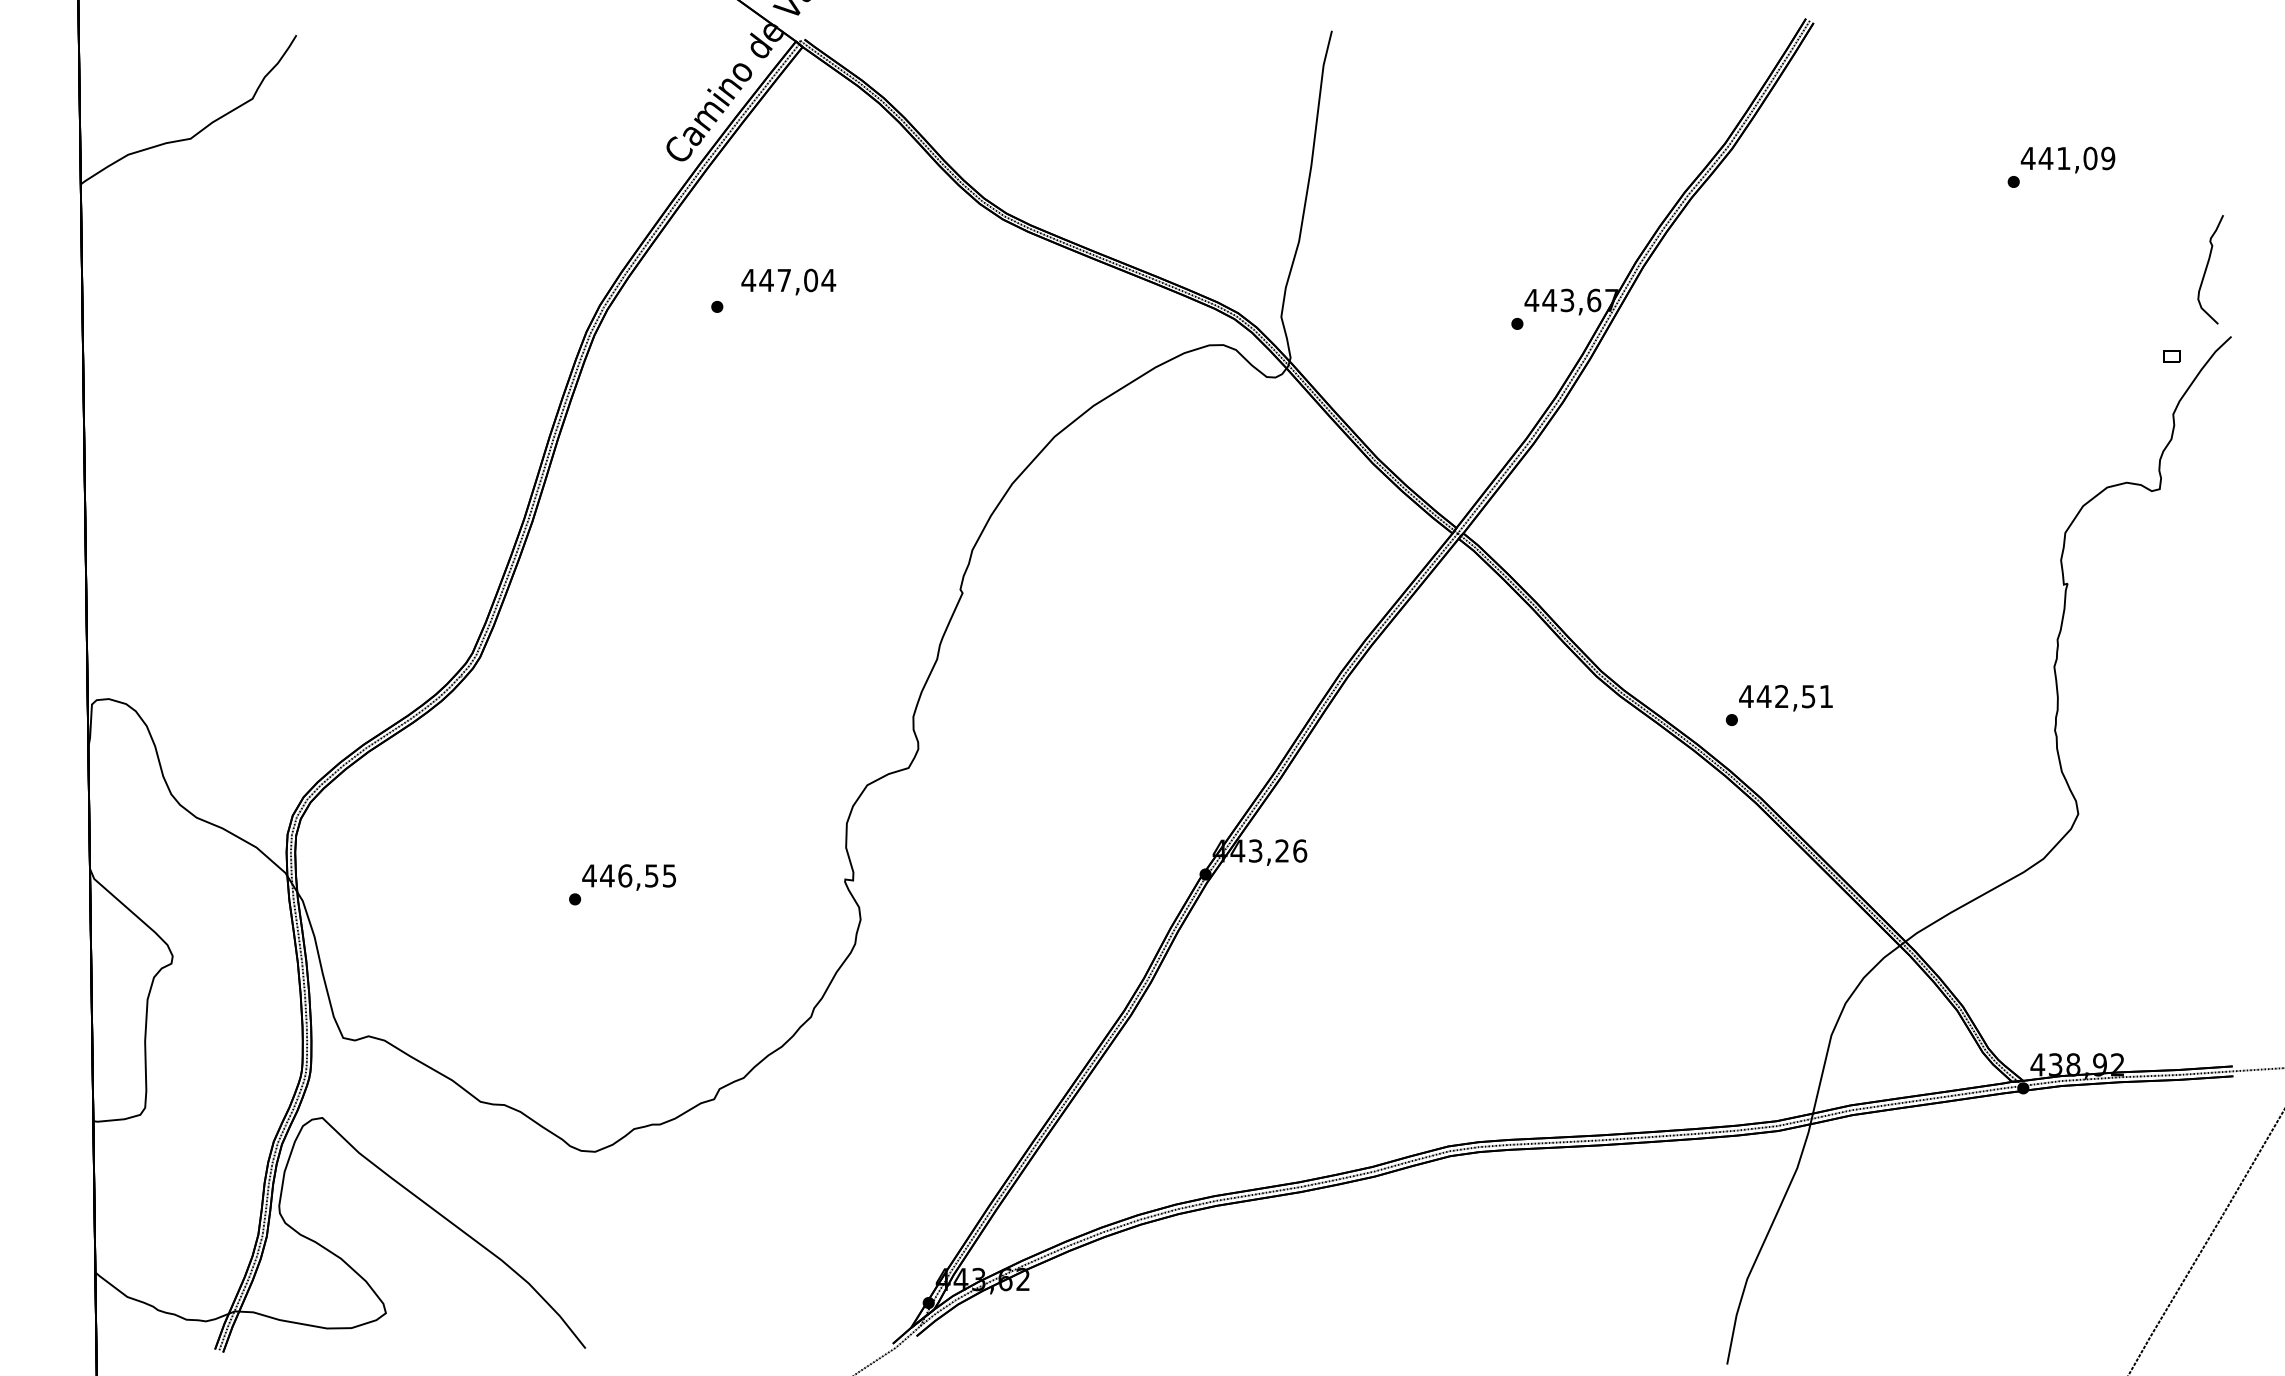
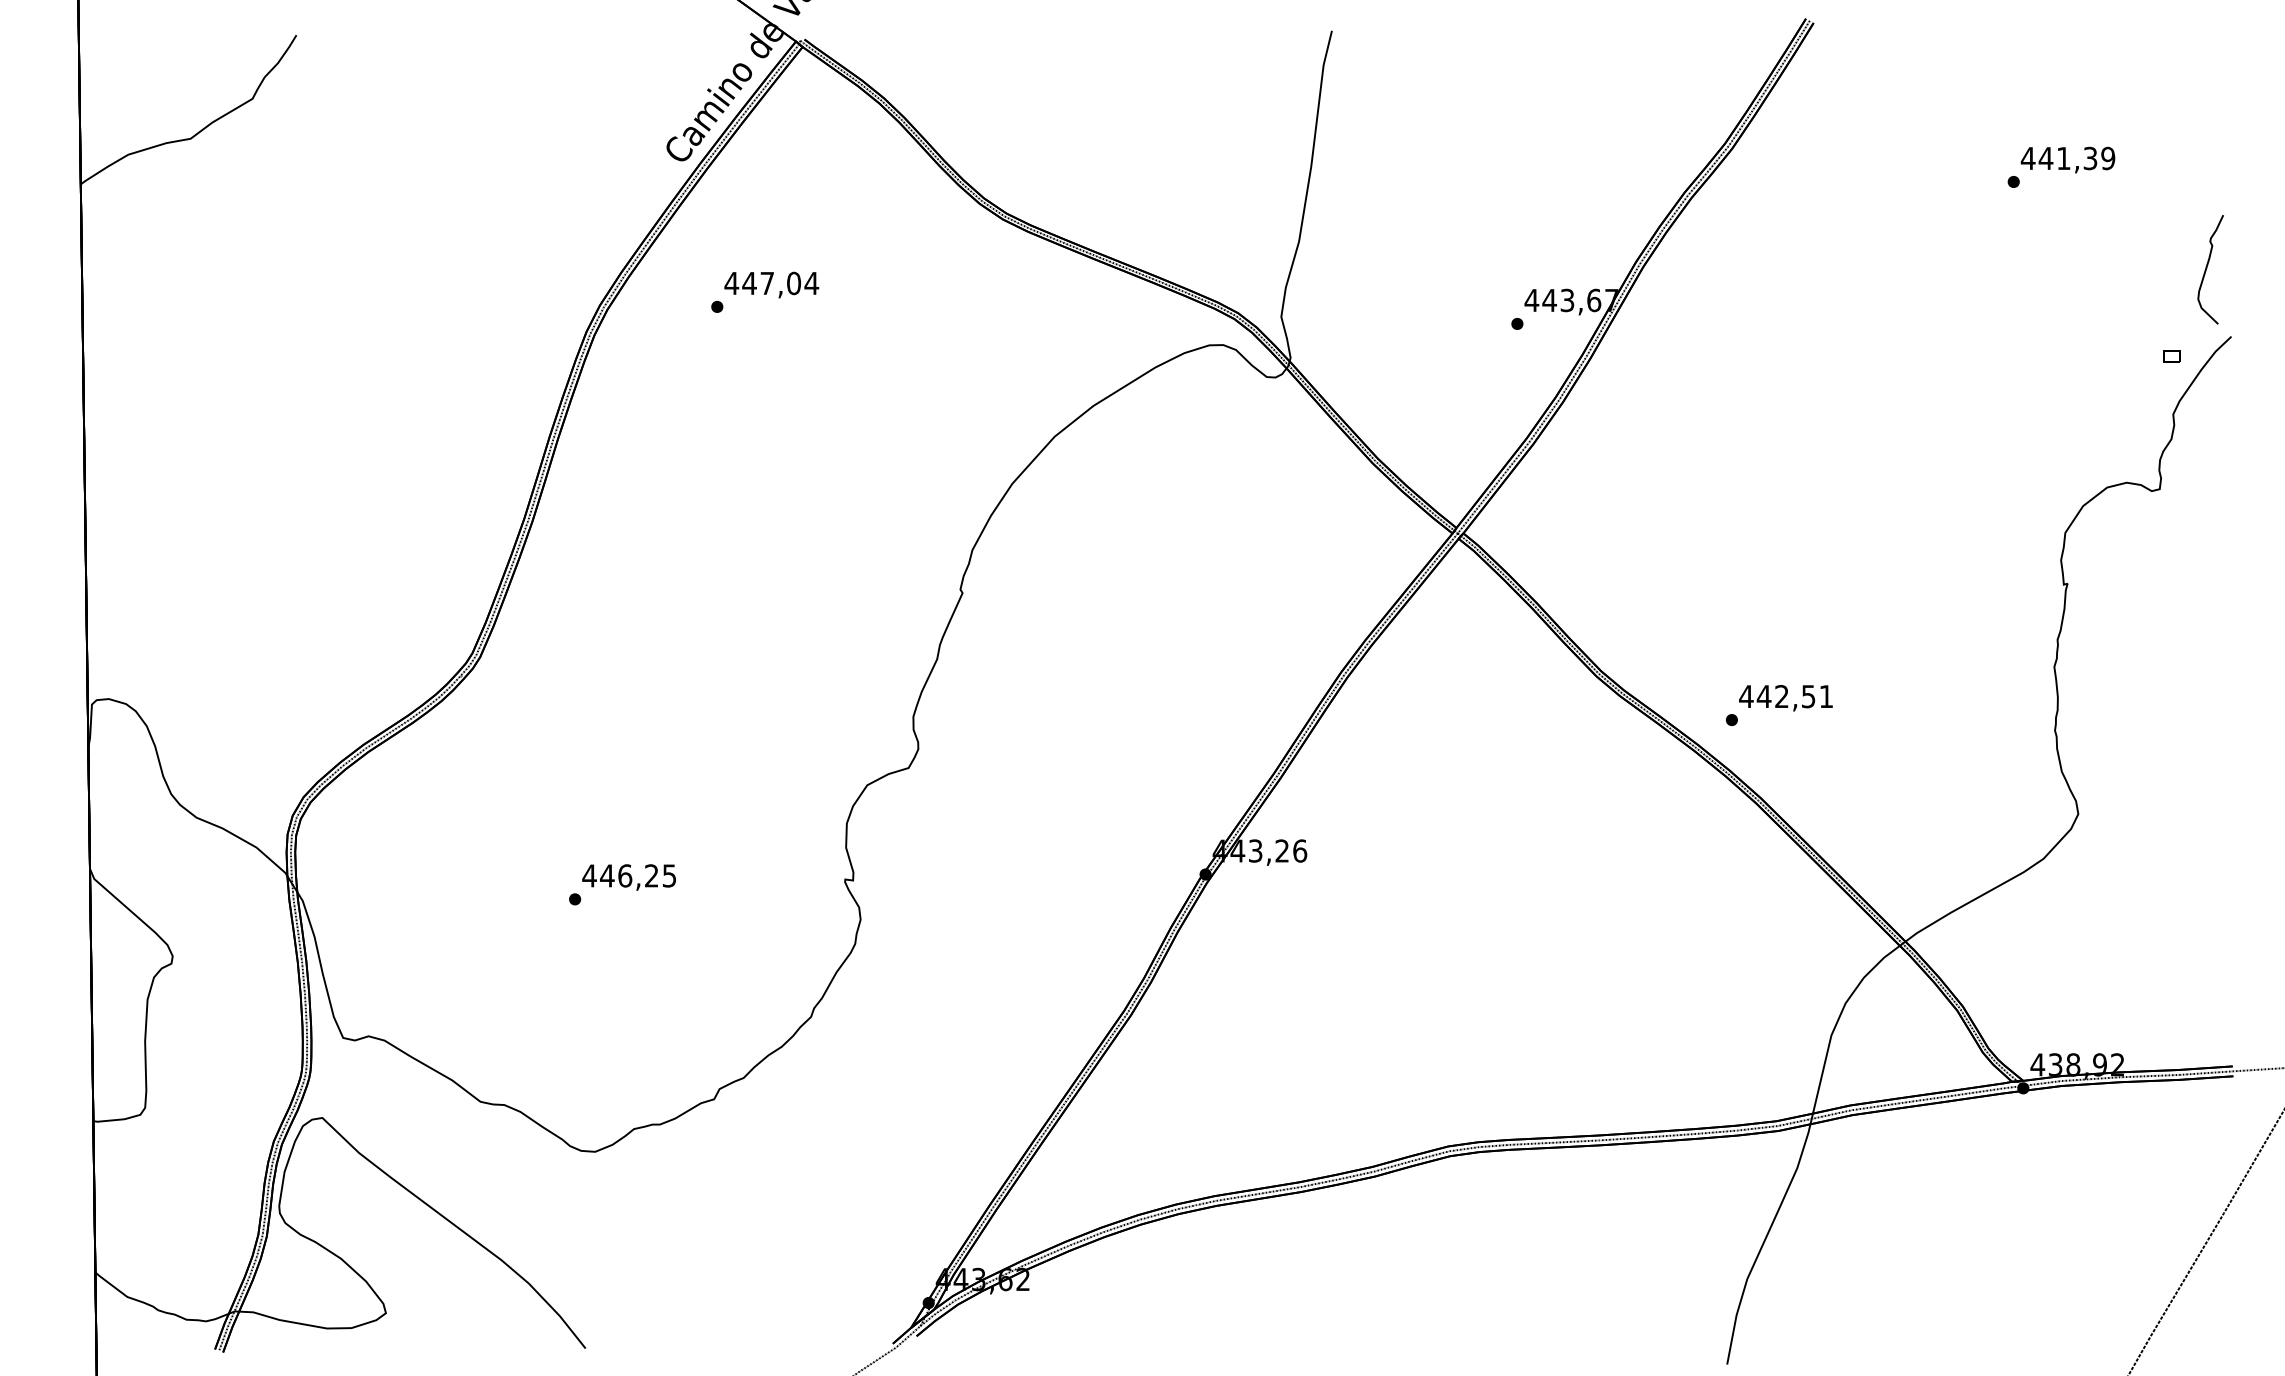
text: 441,09 -> 441,39 (2090, 158)
text position: (788, 281) -> (771, 284) (771, 284)
text: 446,55 -> 446,25 (651, 875)
